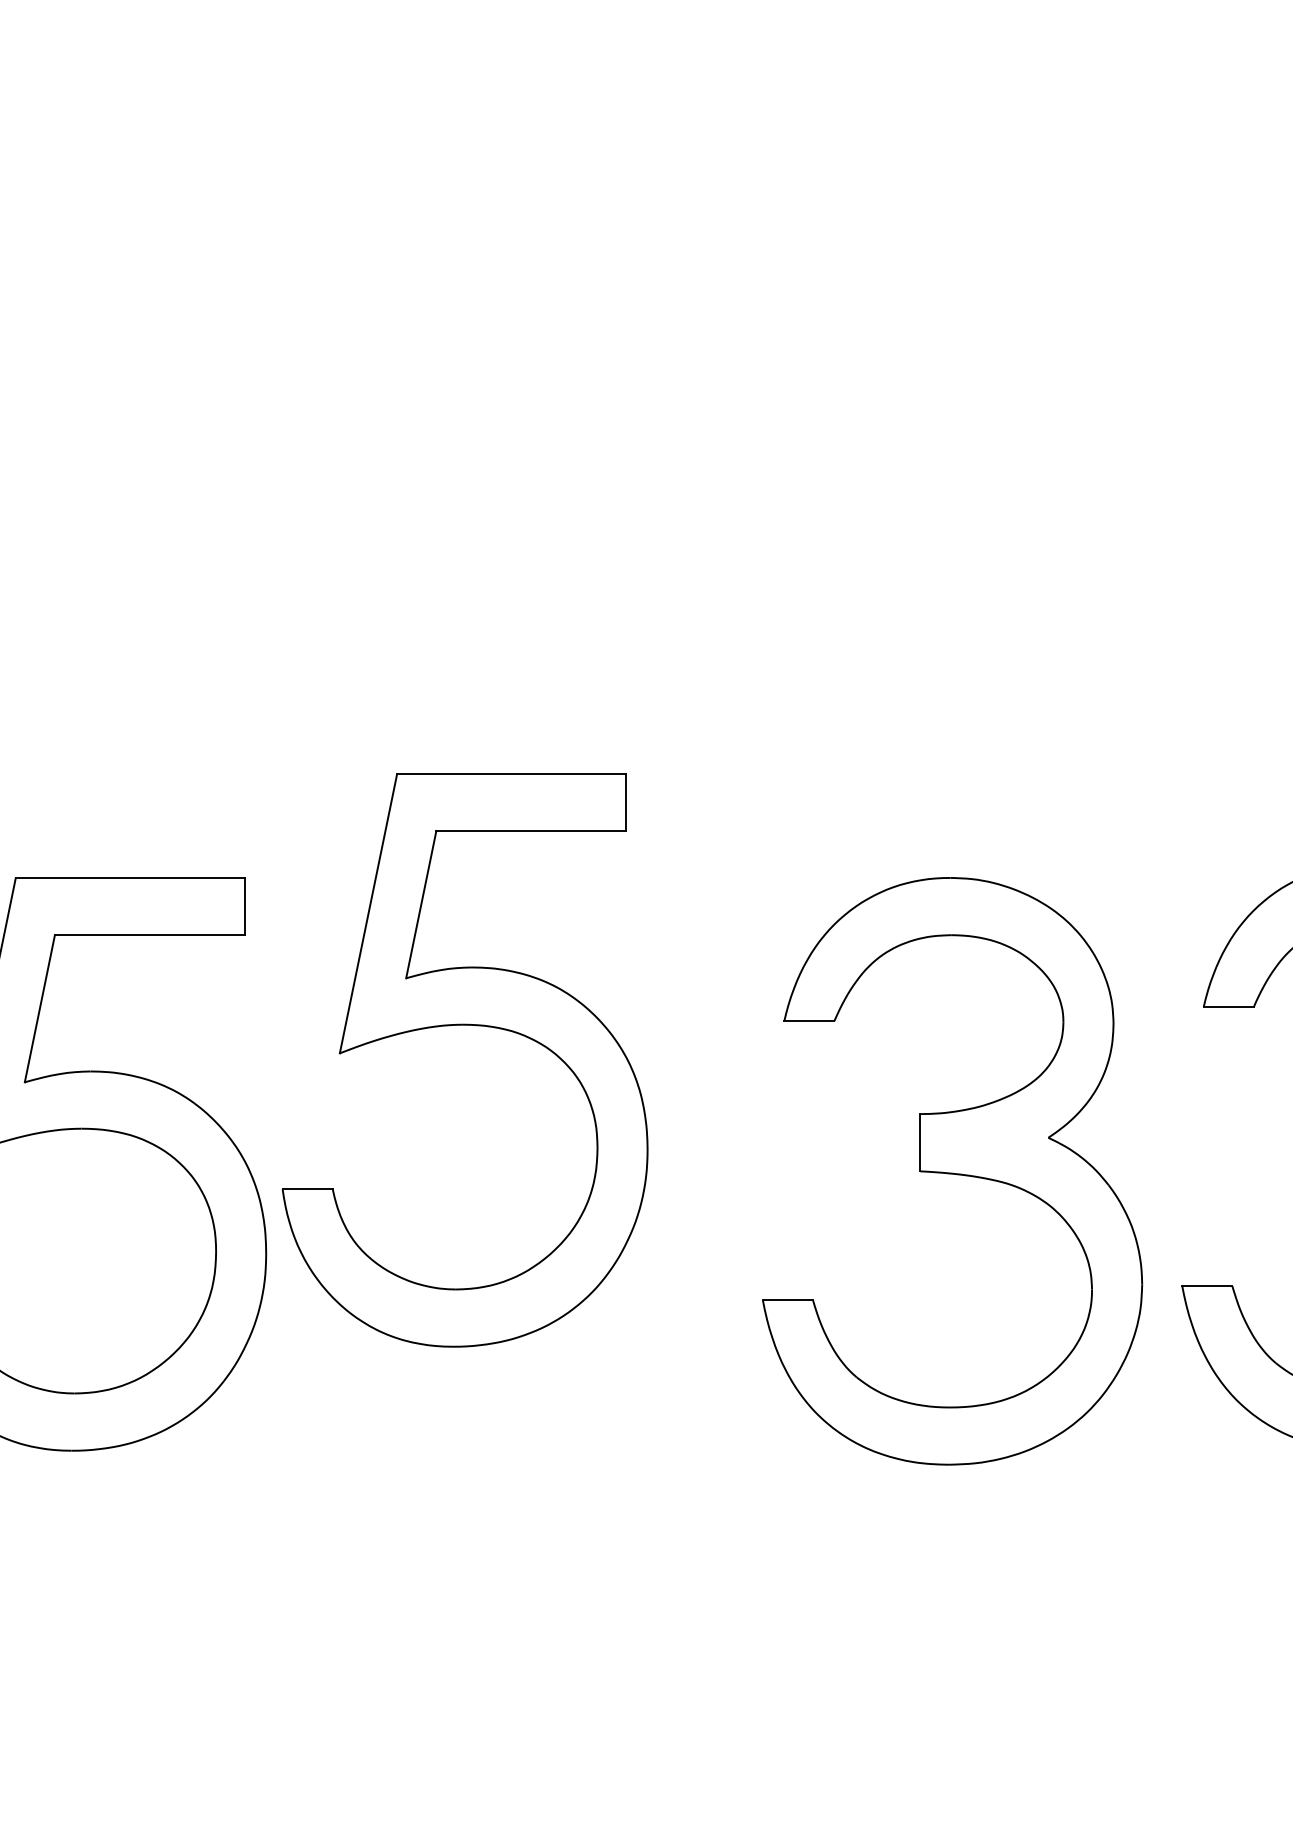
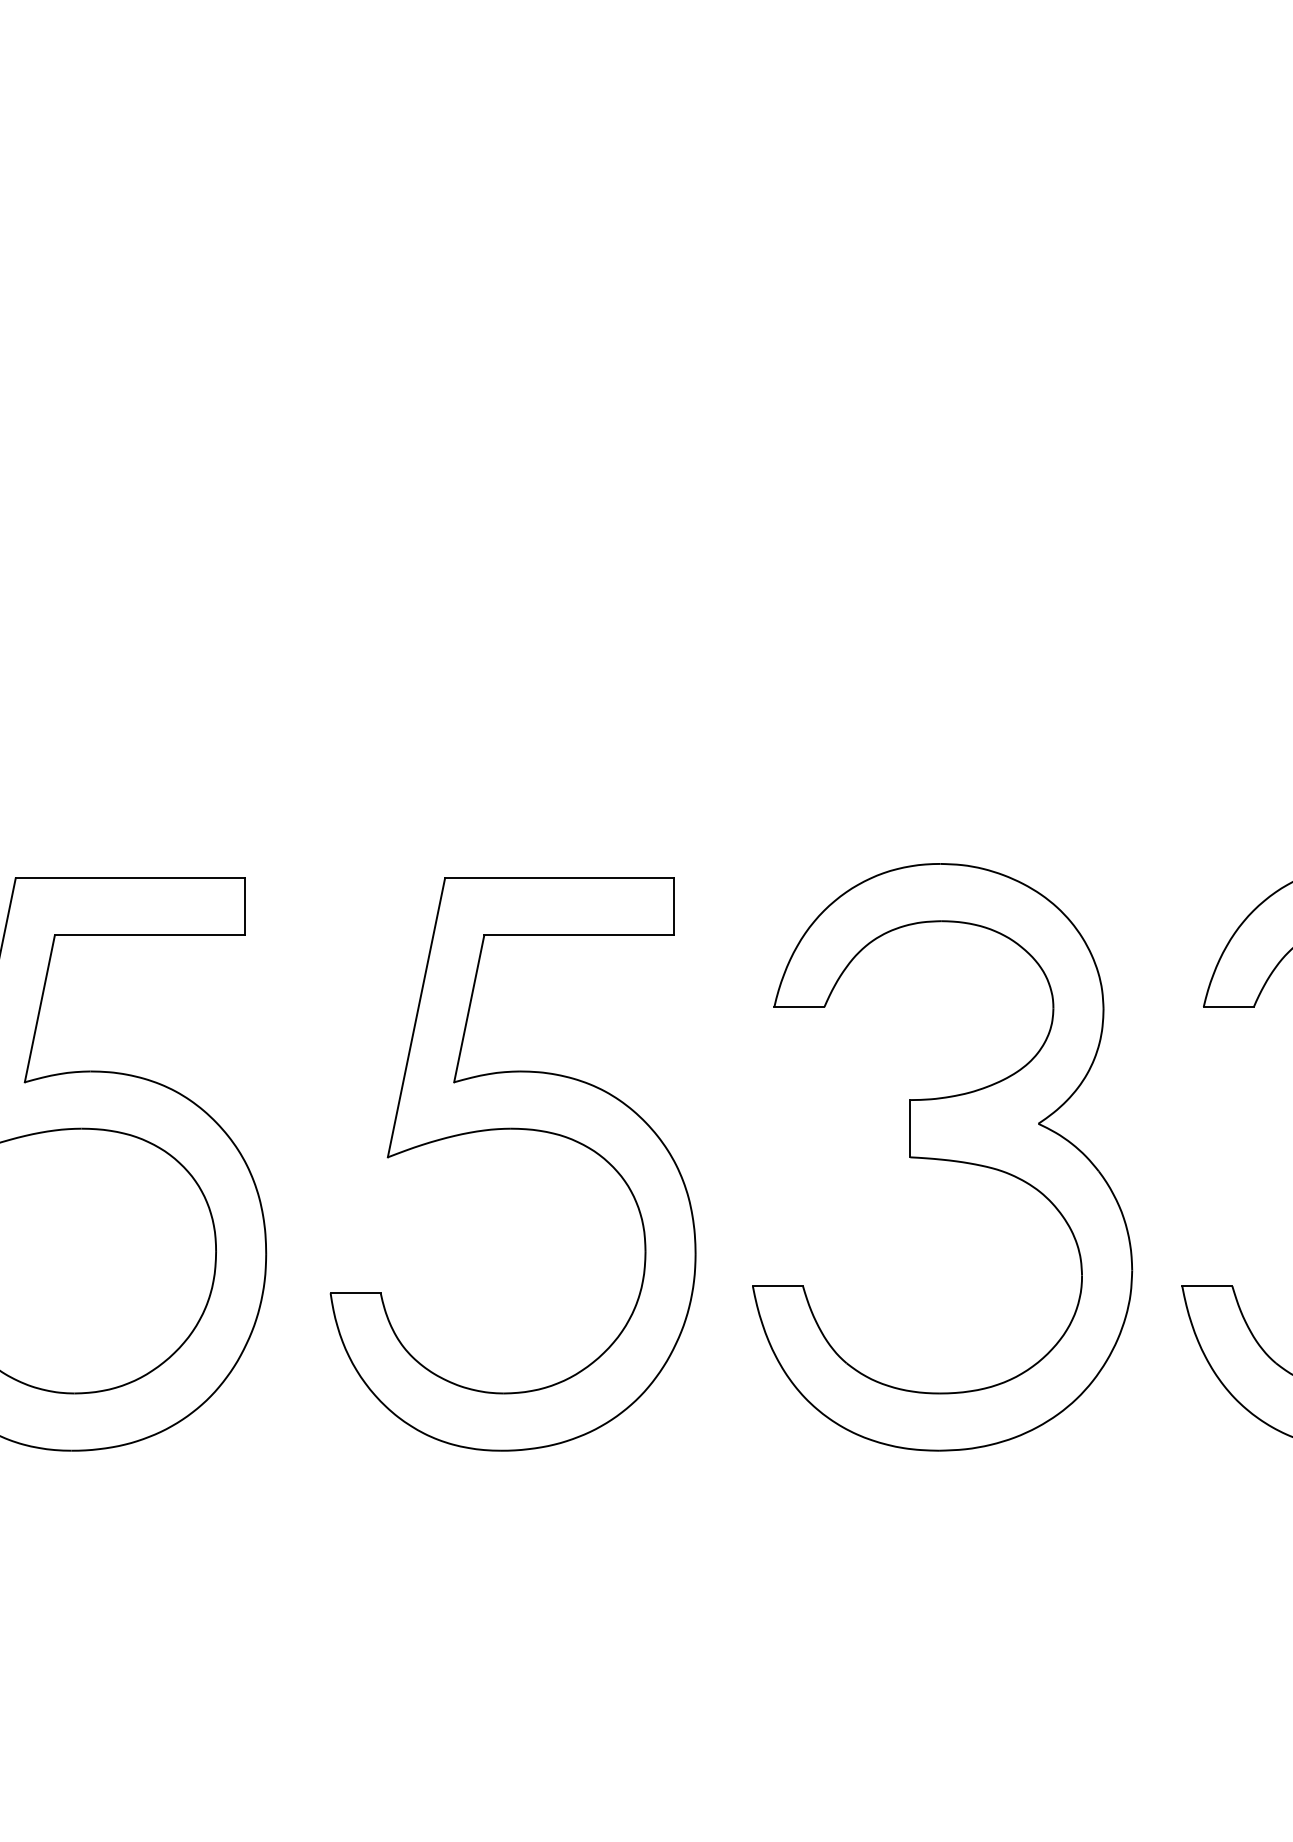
part position: (464, 1025) -> (512, 1129) (512, 1129)
part position: (952, 1171) -> (942, 1157) (942, 1157)
